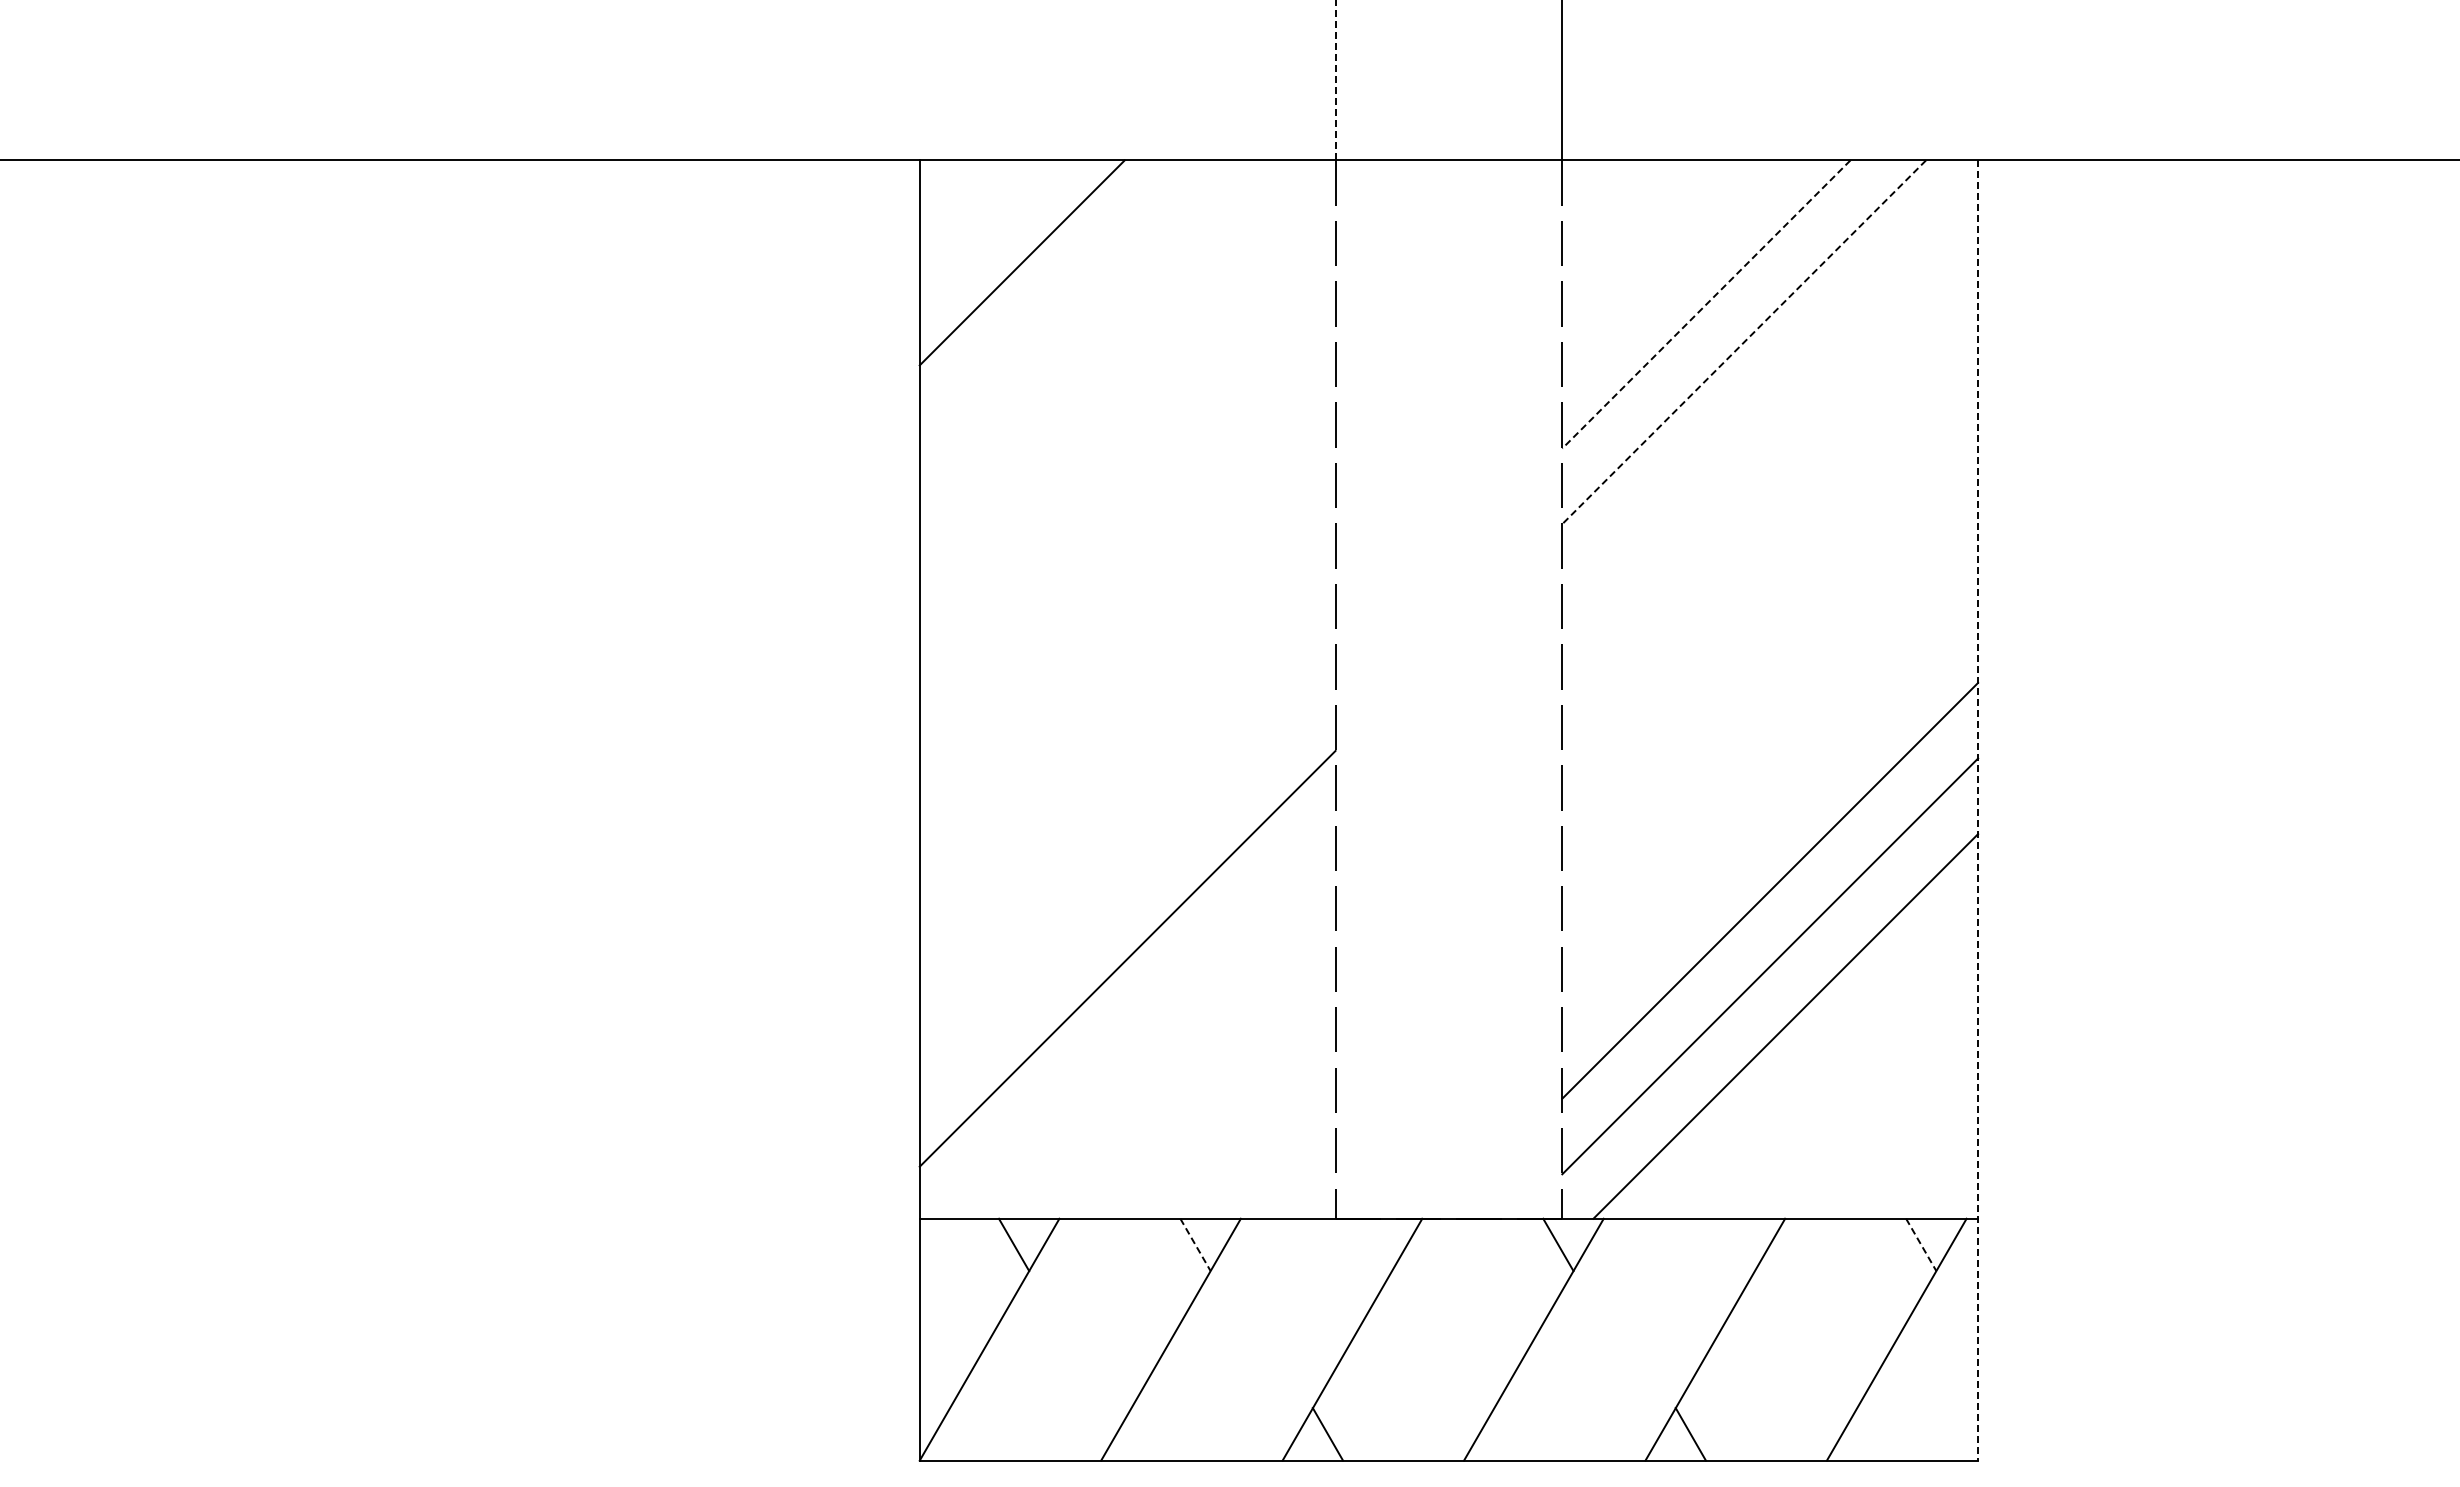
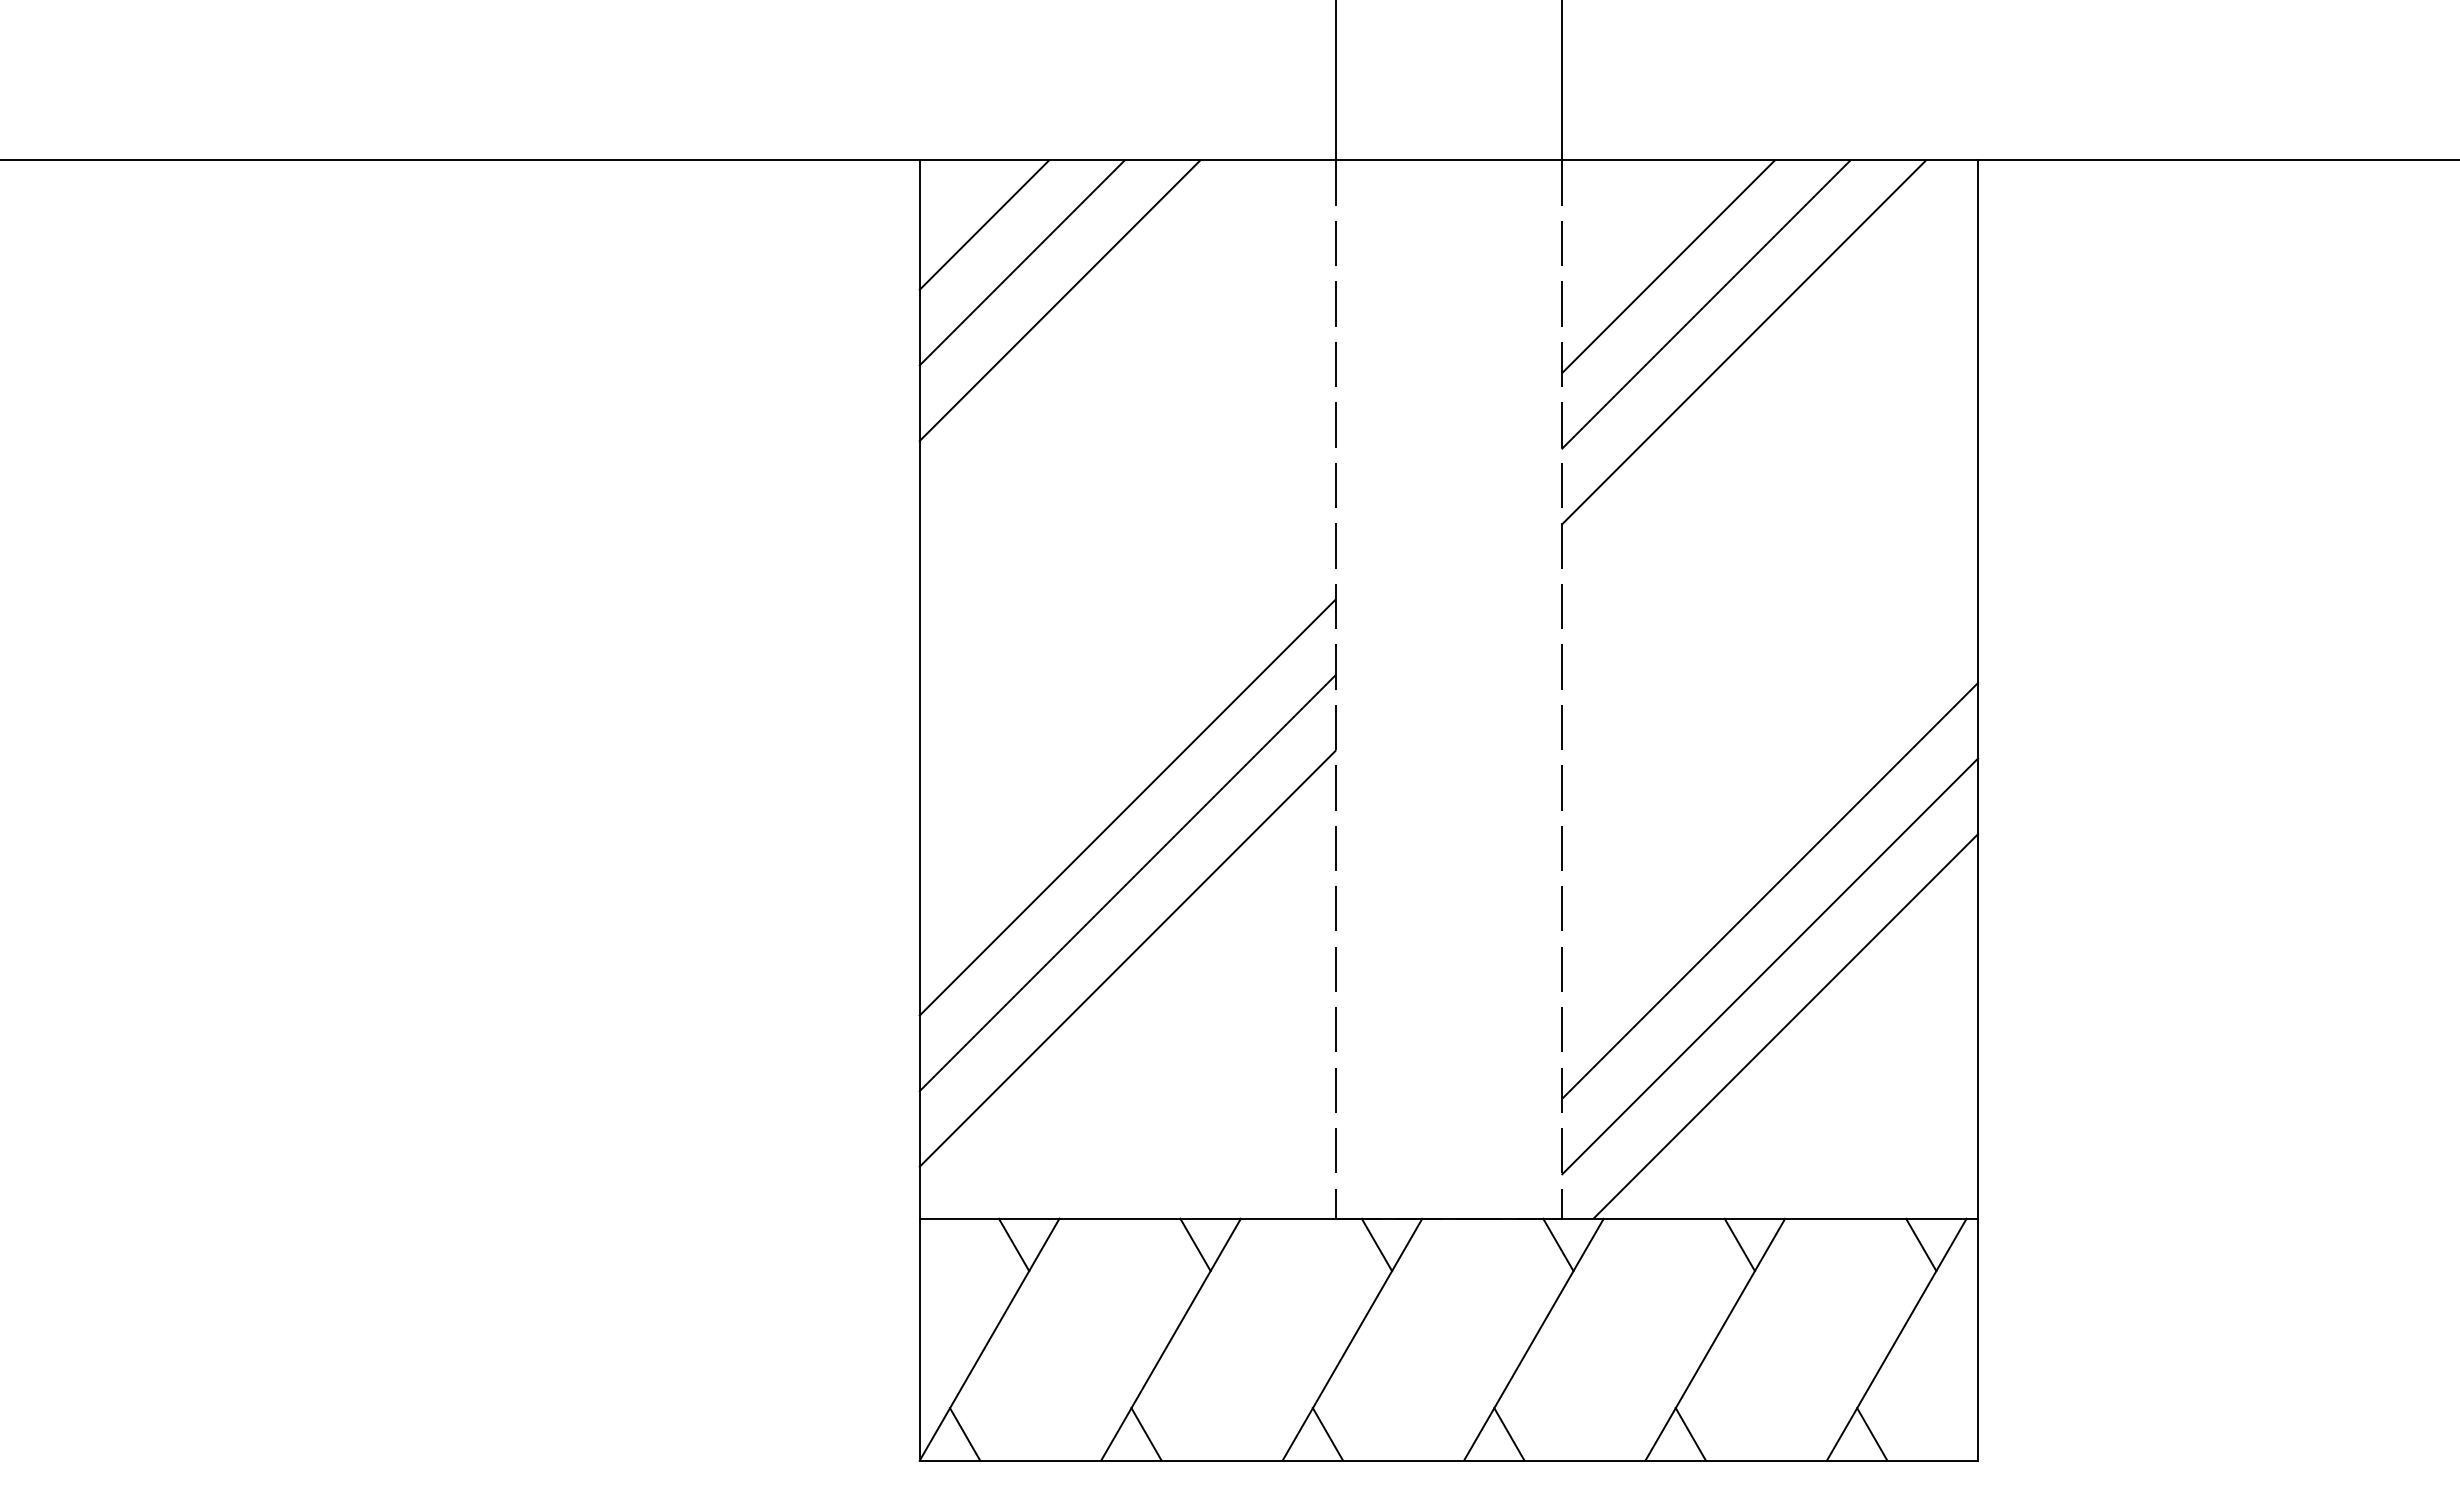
line: dashed -> solid (1335, 80)
line: none -> present (984, 224)
line: none -> present (1668, 266)
line: none -> present (1059, 300)
line: dashed -> solid (1706, 304)
line: dashed -> solid (1743, 342)
line: none -> present (1127, 807)
line: dashed -> solid (1978, 811)
line: none -> present (1127, 883)
line: none -> present (1376, 1244)
line: none -> present (1739, 1244)
line: dashed -> solid (1195, 1245)
line: dashed -> solid (1921, 1245)
line: none -> present (964, 1434)
line: none -> present (1146, 1434)
line: none -> present (1509, 1434)
line: none -> present (1872, 1434)
